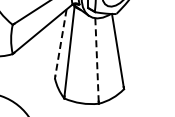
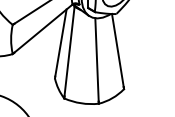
line: dashed -> solid (60, 43)
line: dashed -> solid (97, 59)
